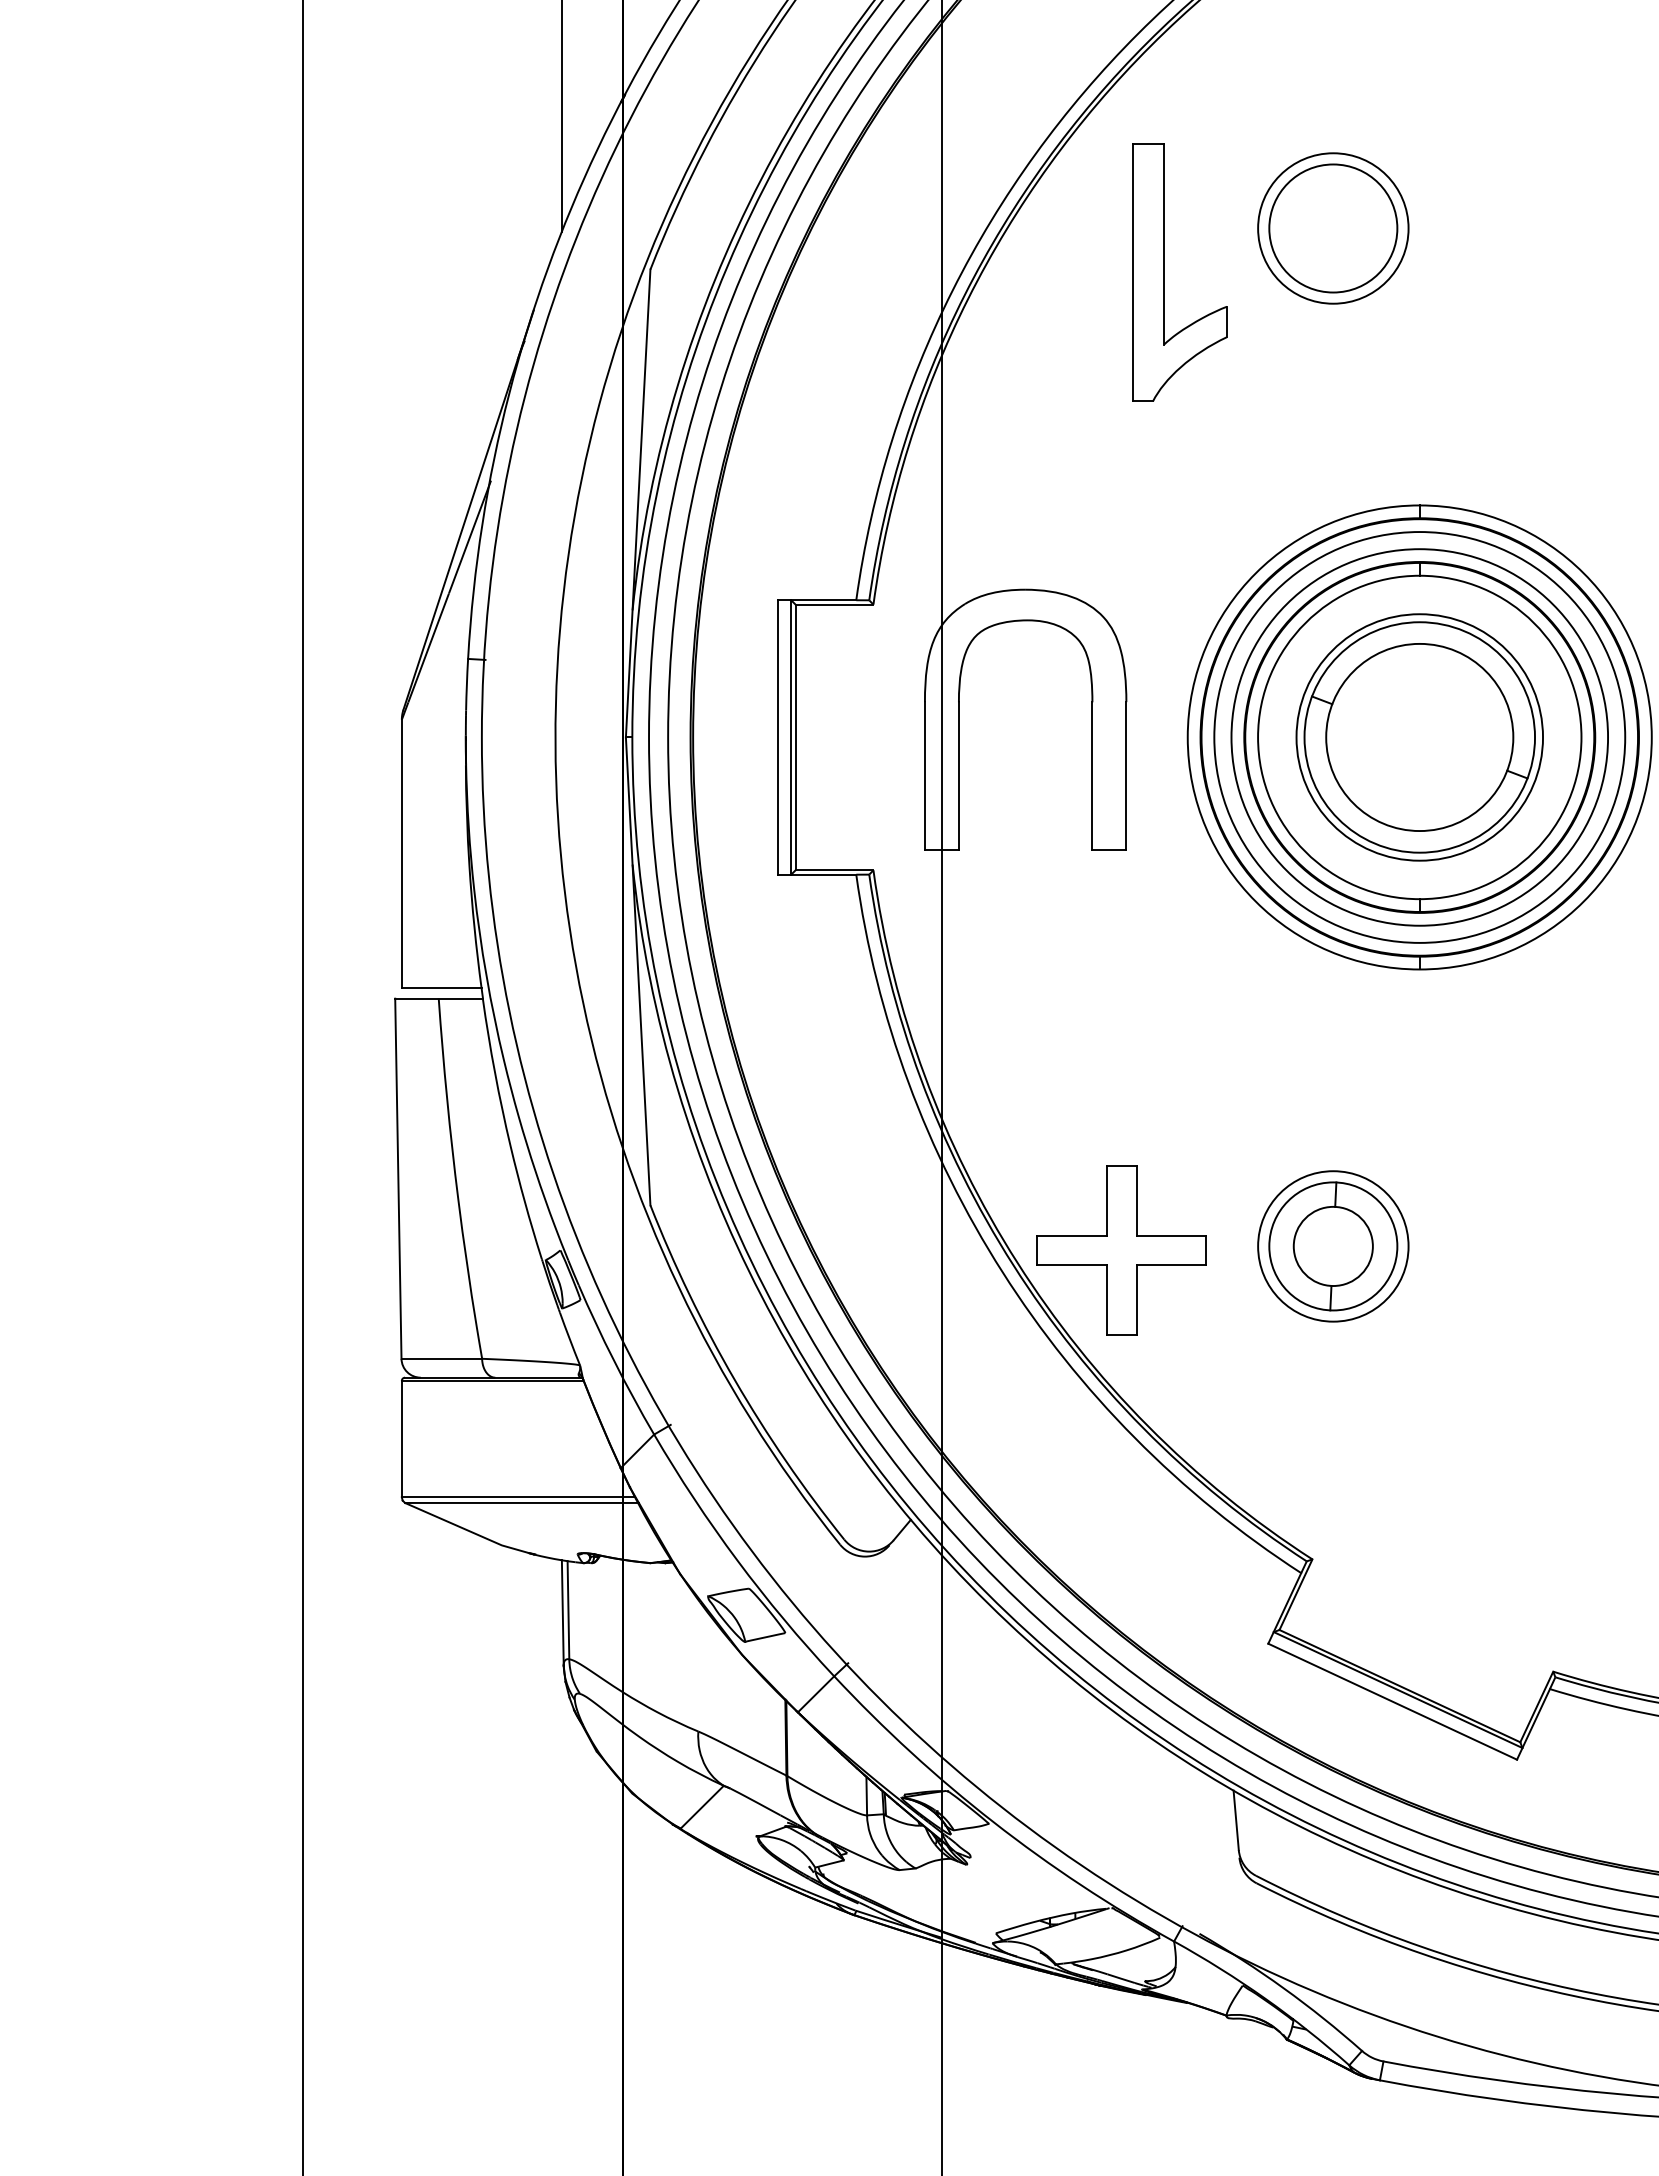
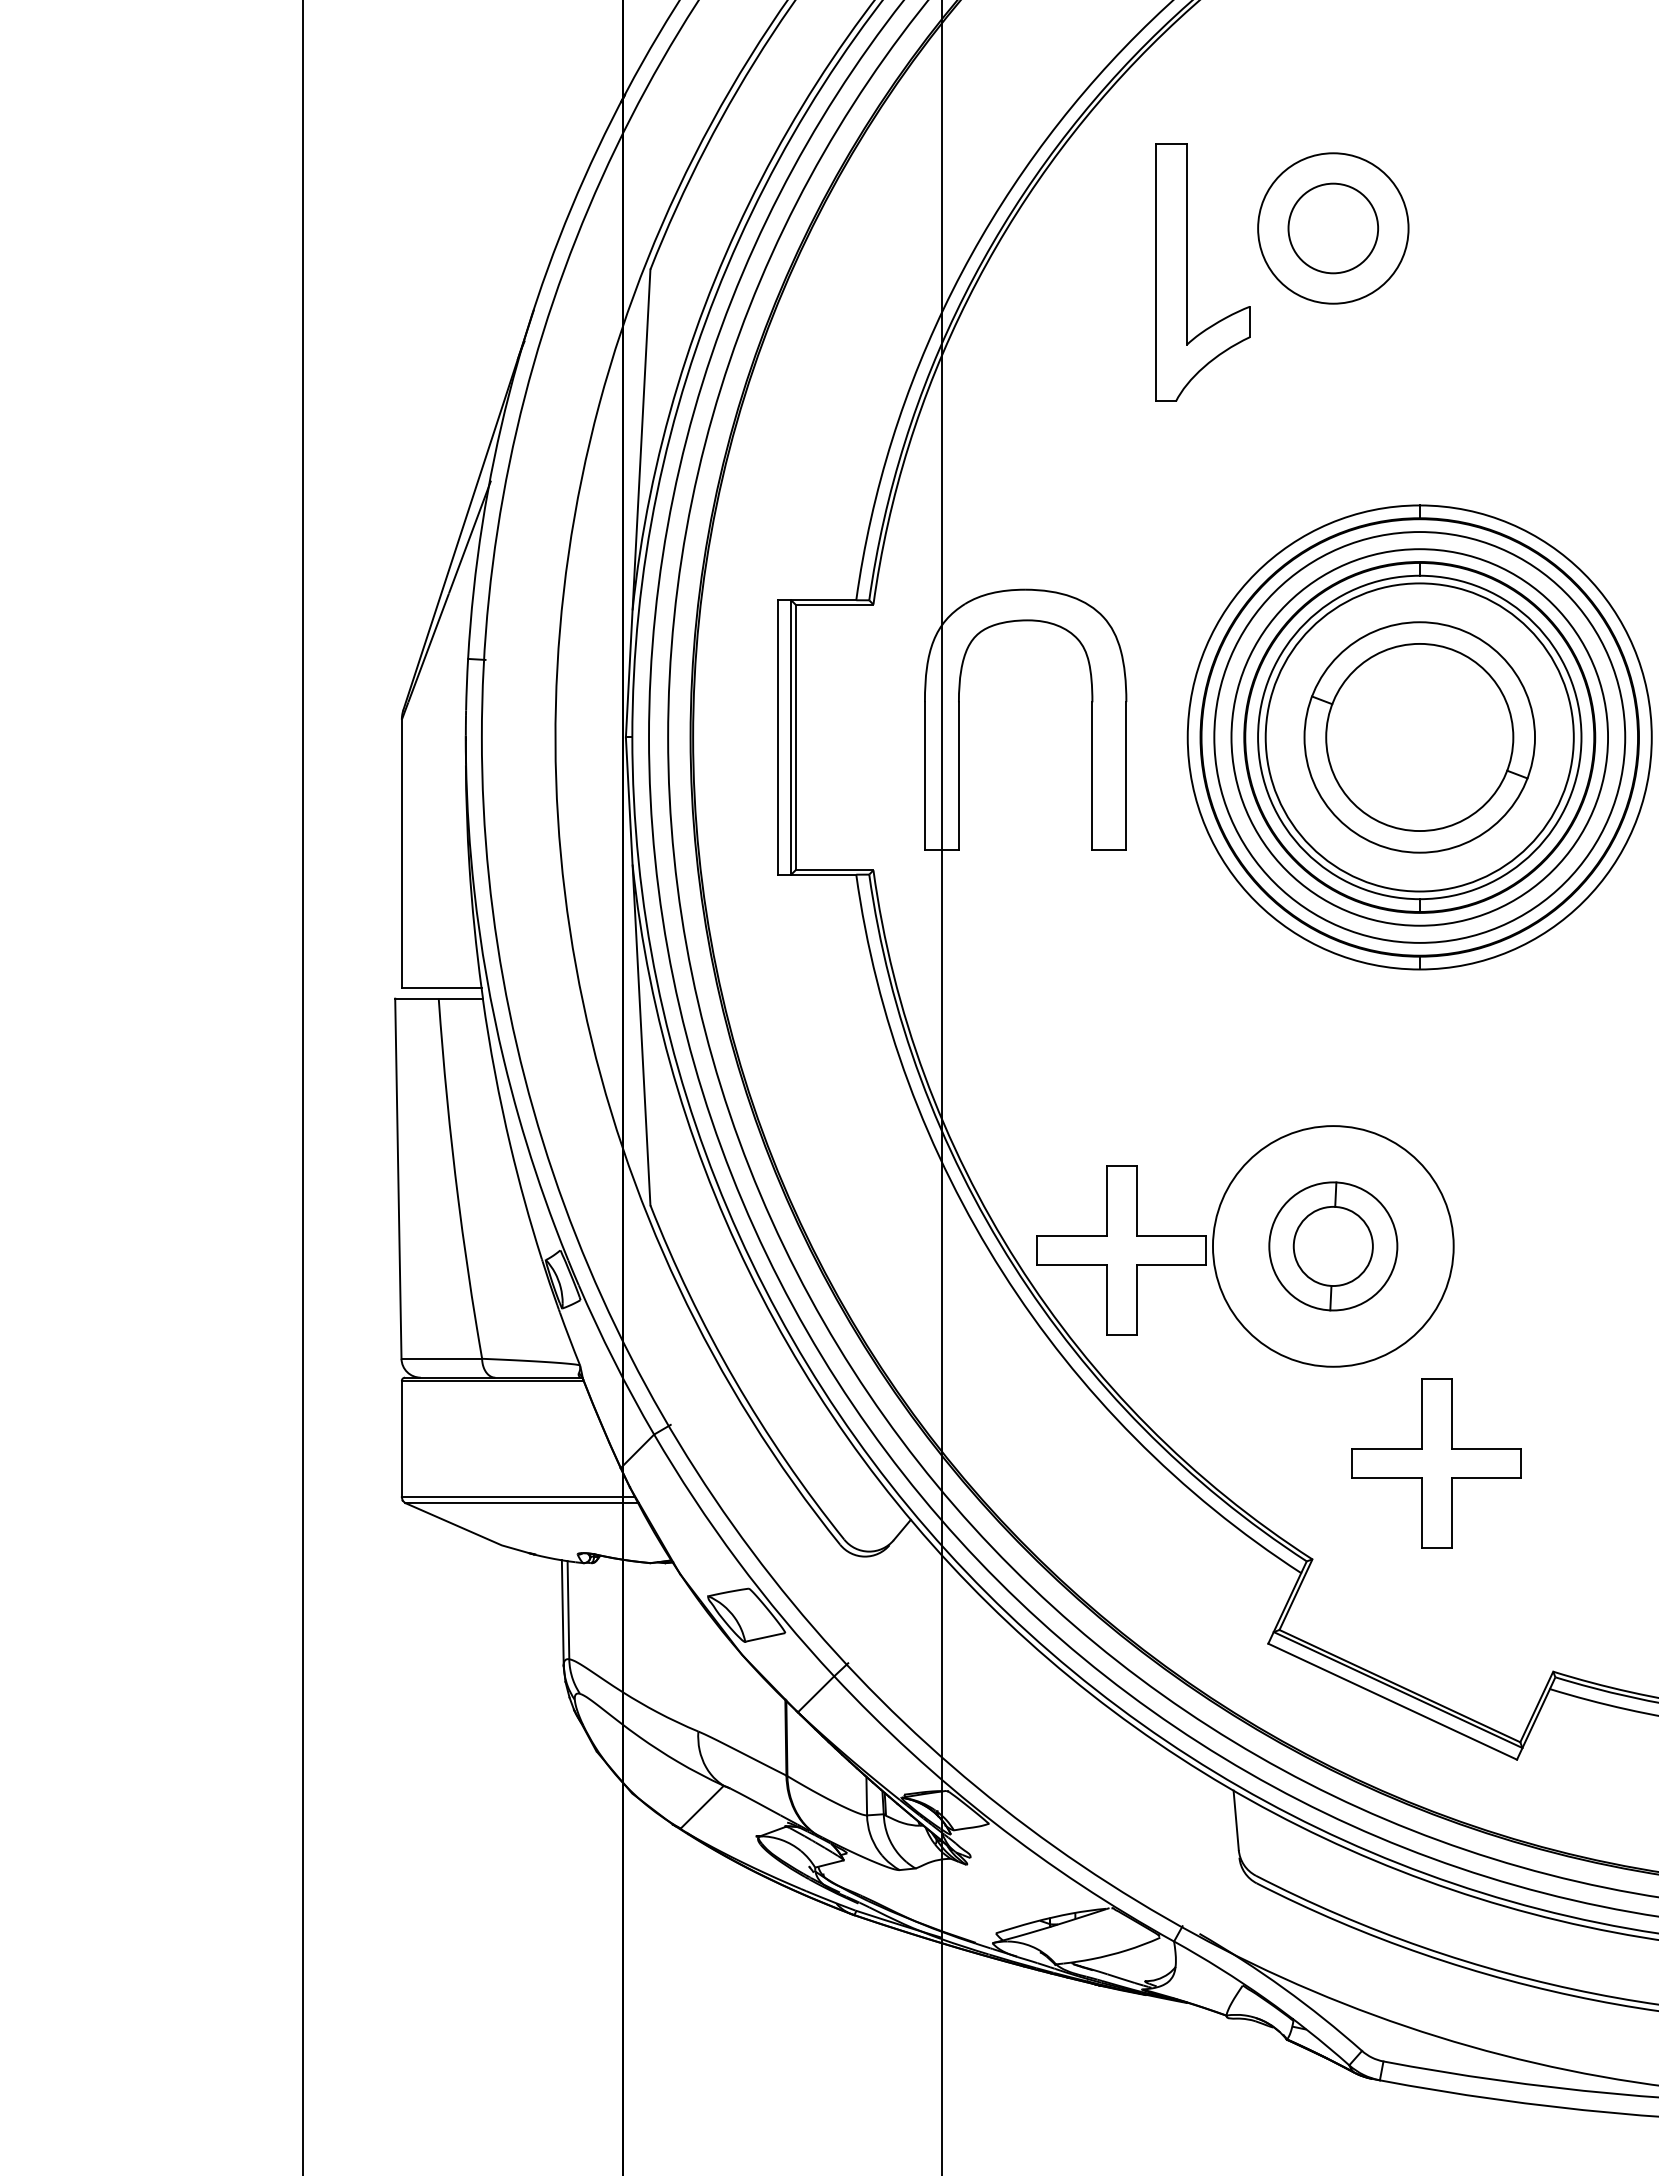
line: present -> none (561, 117)
circle diameter: 128 px -> 90 px (1333, 228)
part position: (1164, 272) -> (1187, 272) (1187, 272)
circle diameter: 246 px -> 308 px (1419, 737)
circle diameter: 150 px -> 241 px (1332, 1246)
part: none -> present (1436, 1463)
